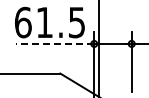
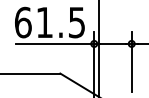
line: dashed -> solid (54, 43)
